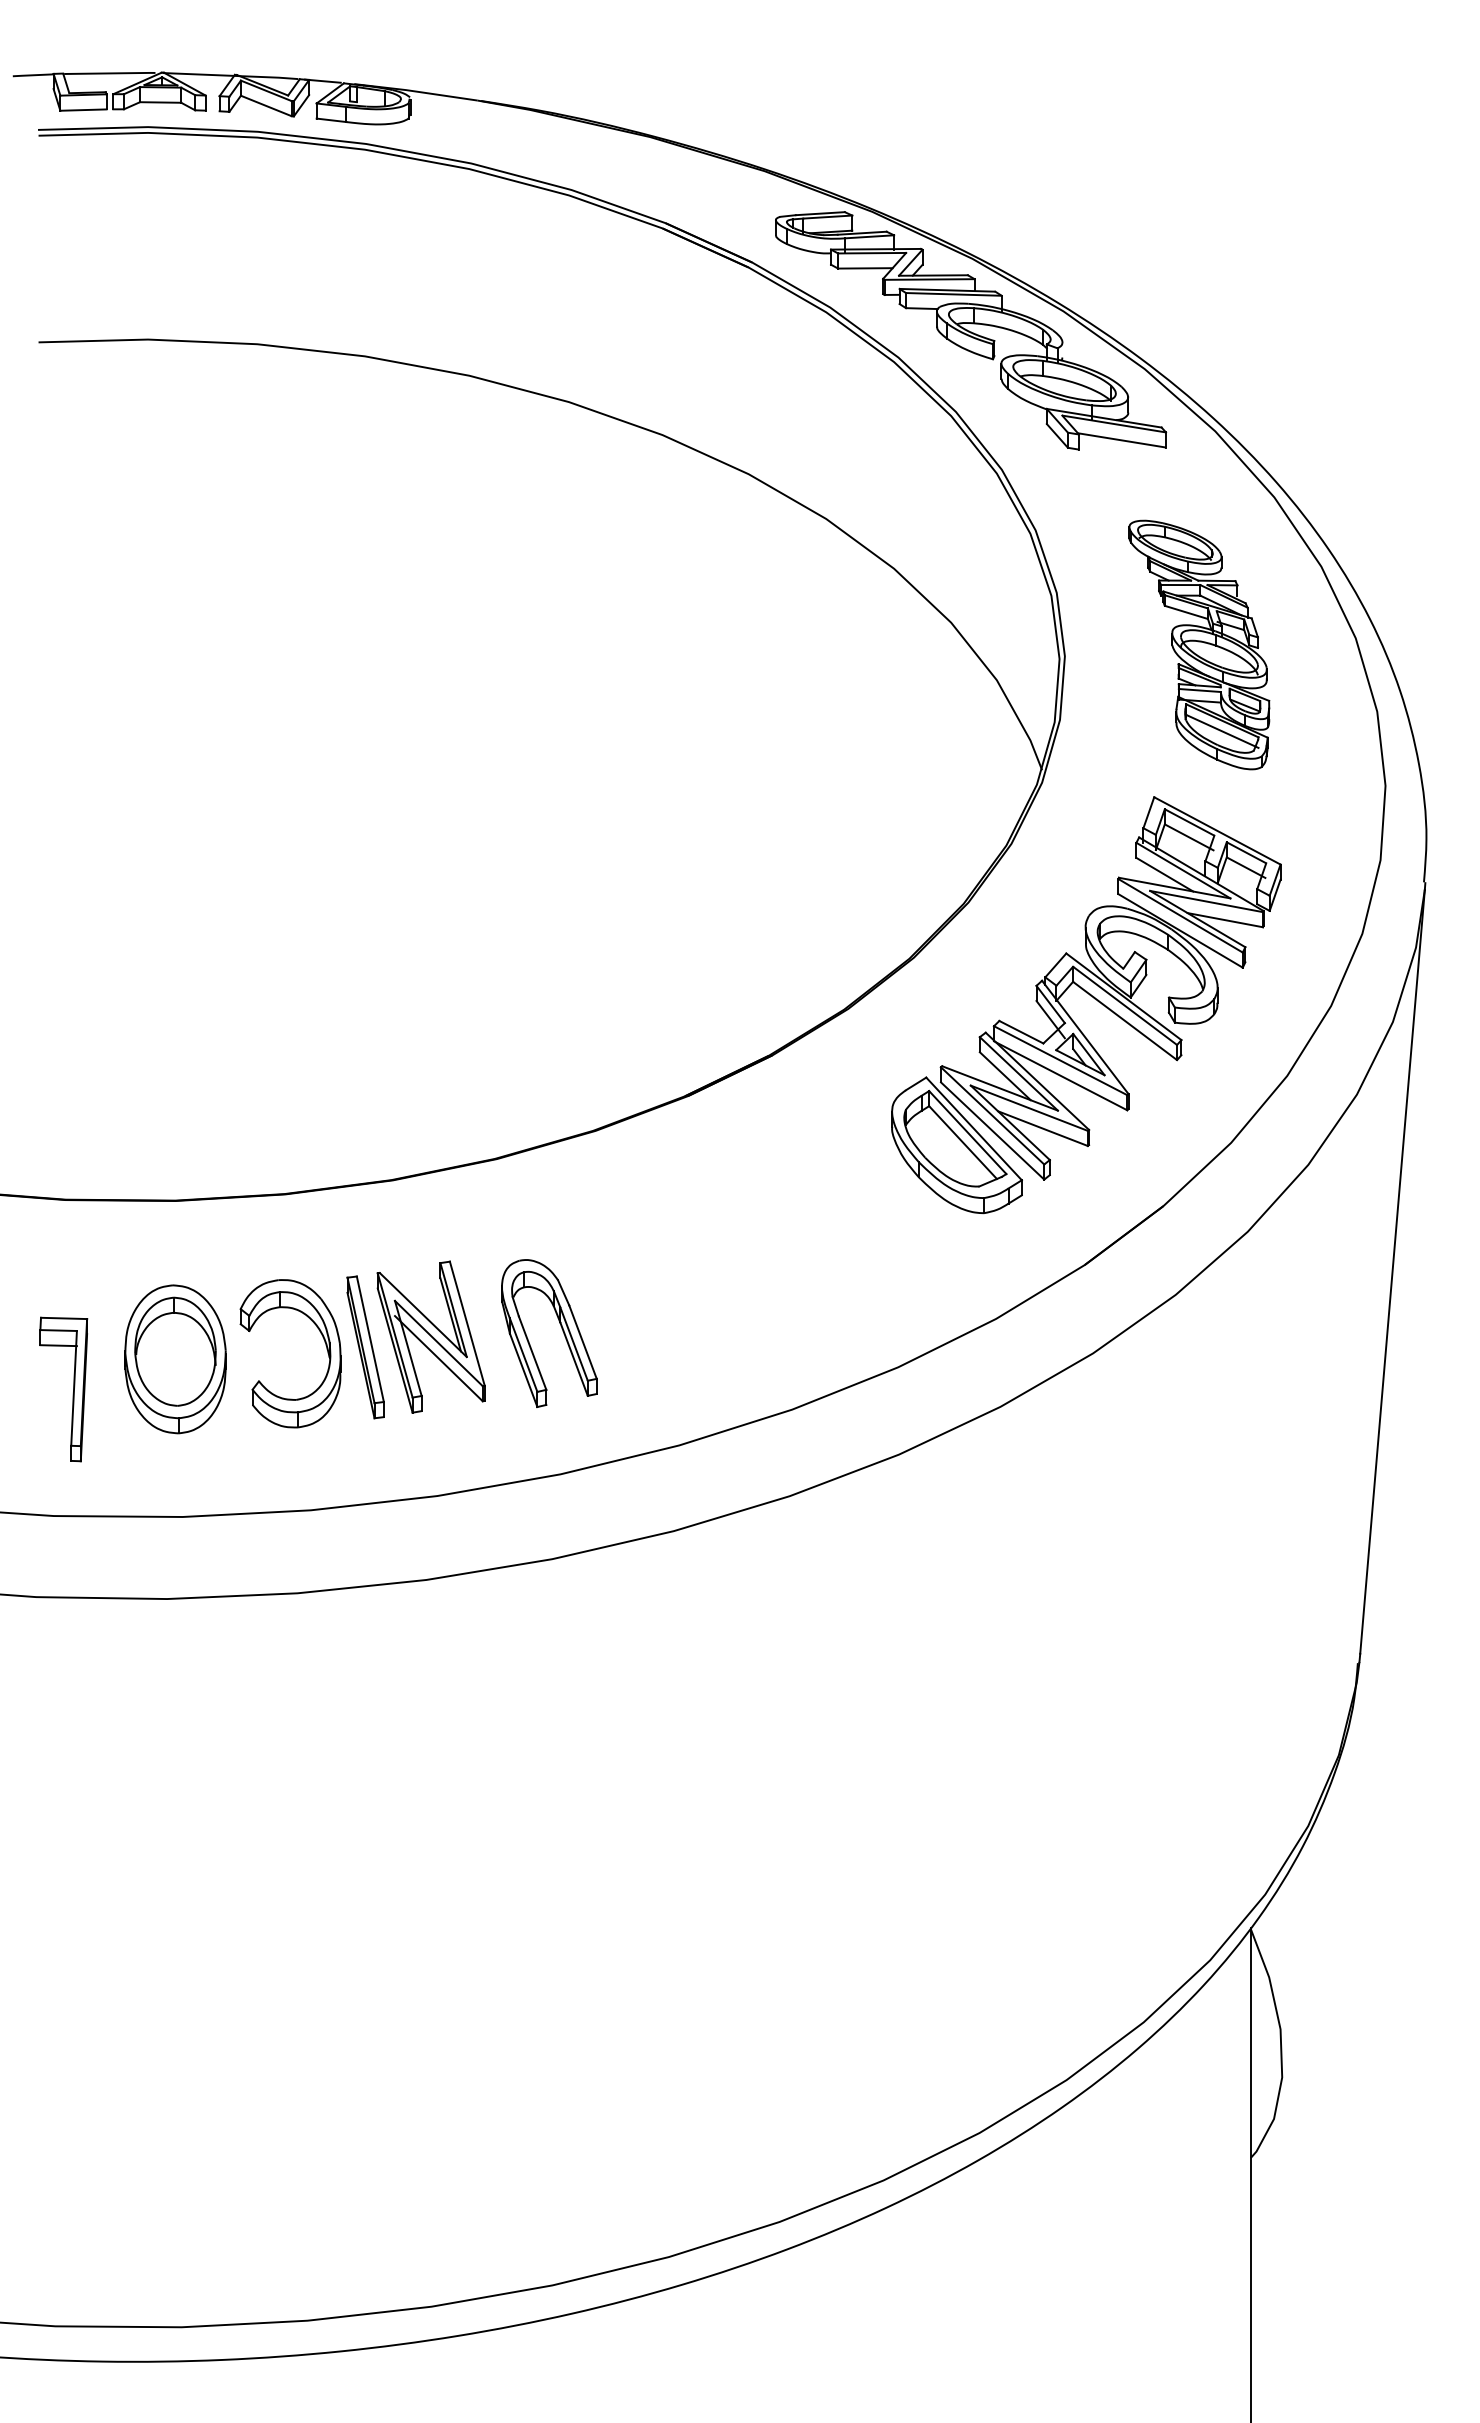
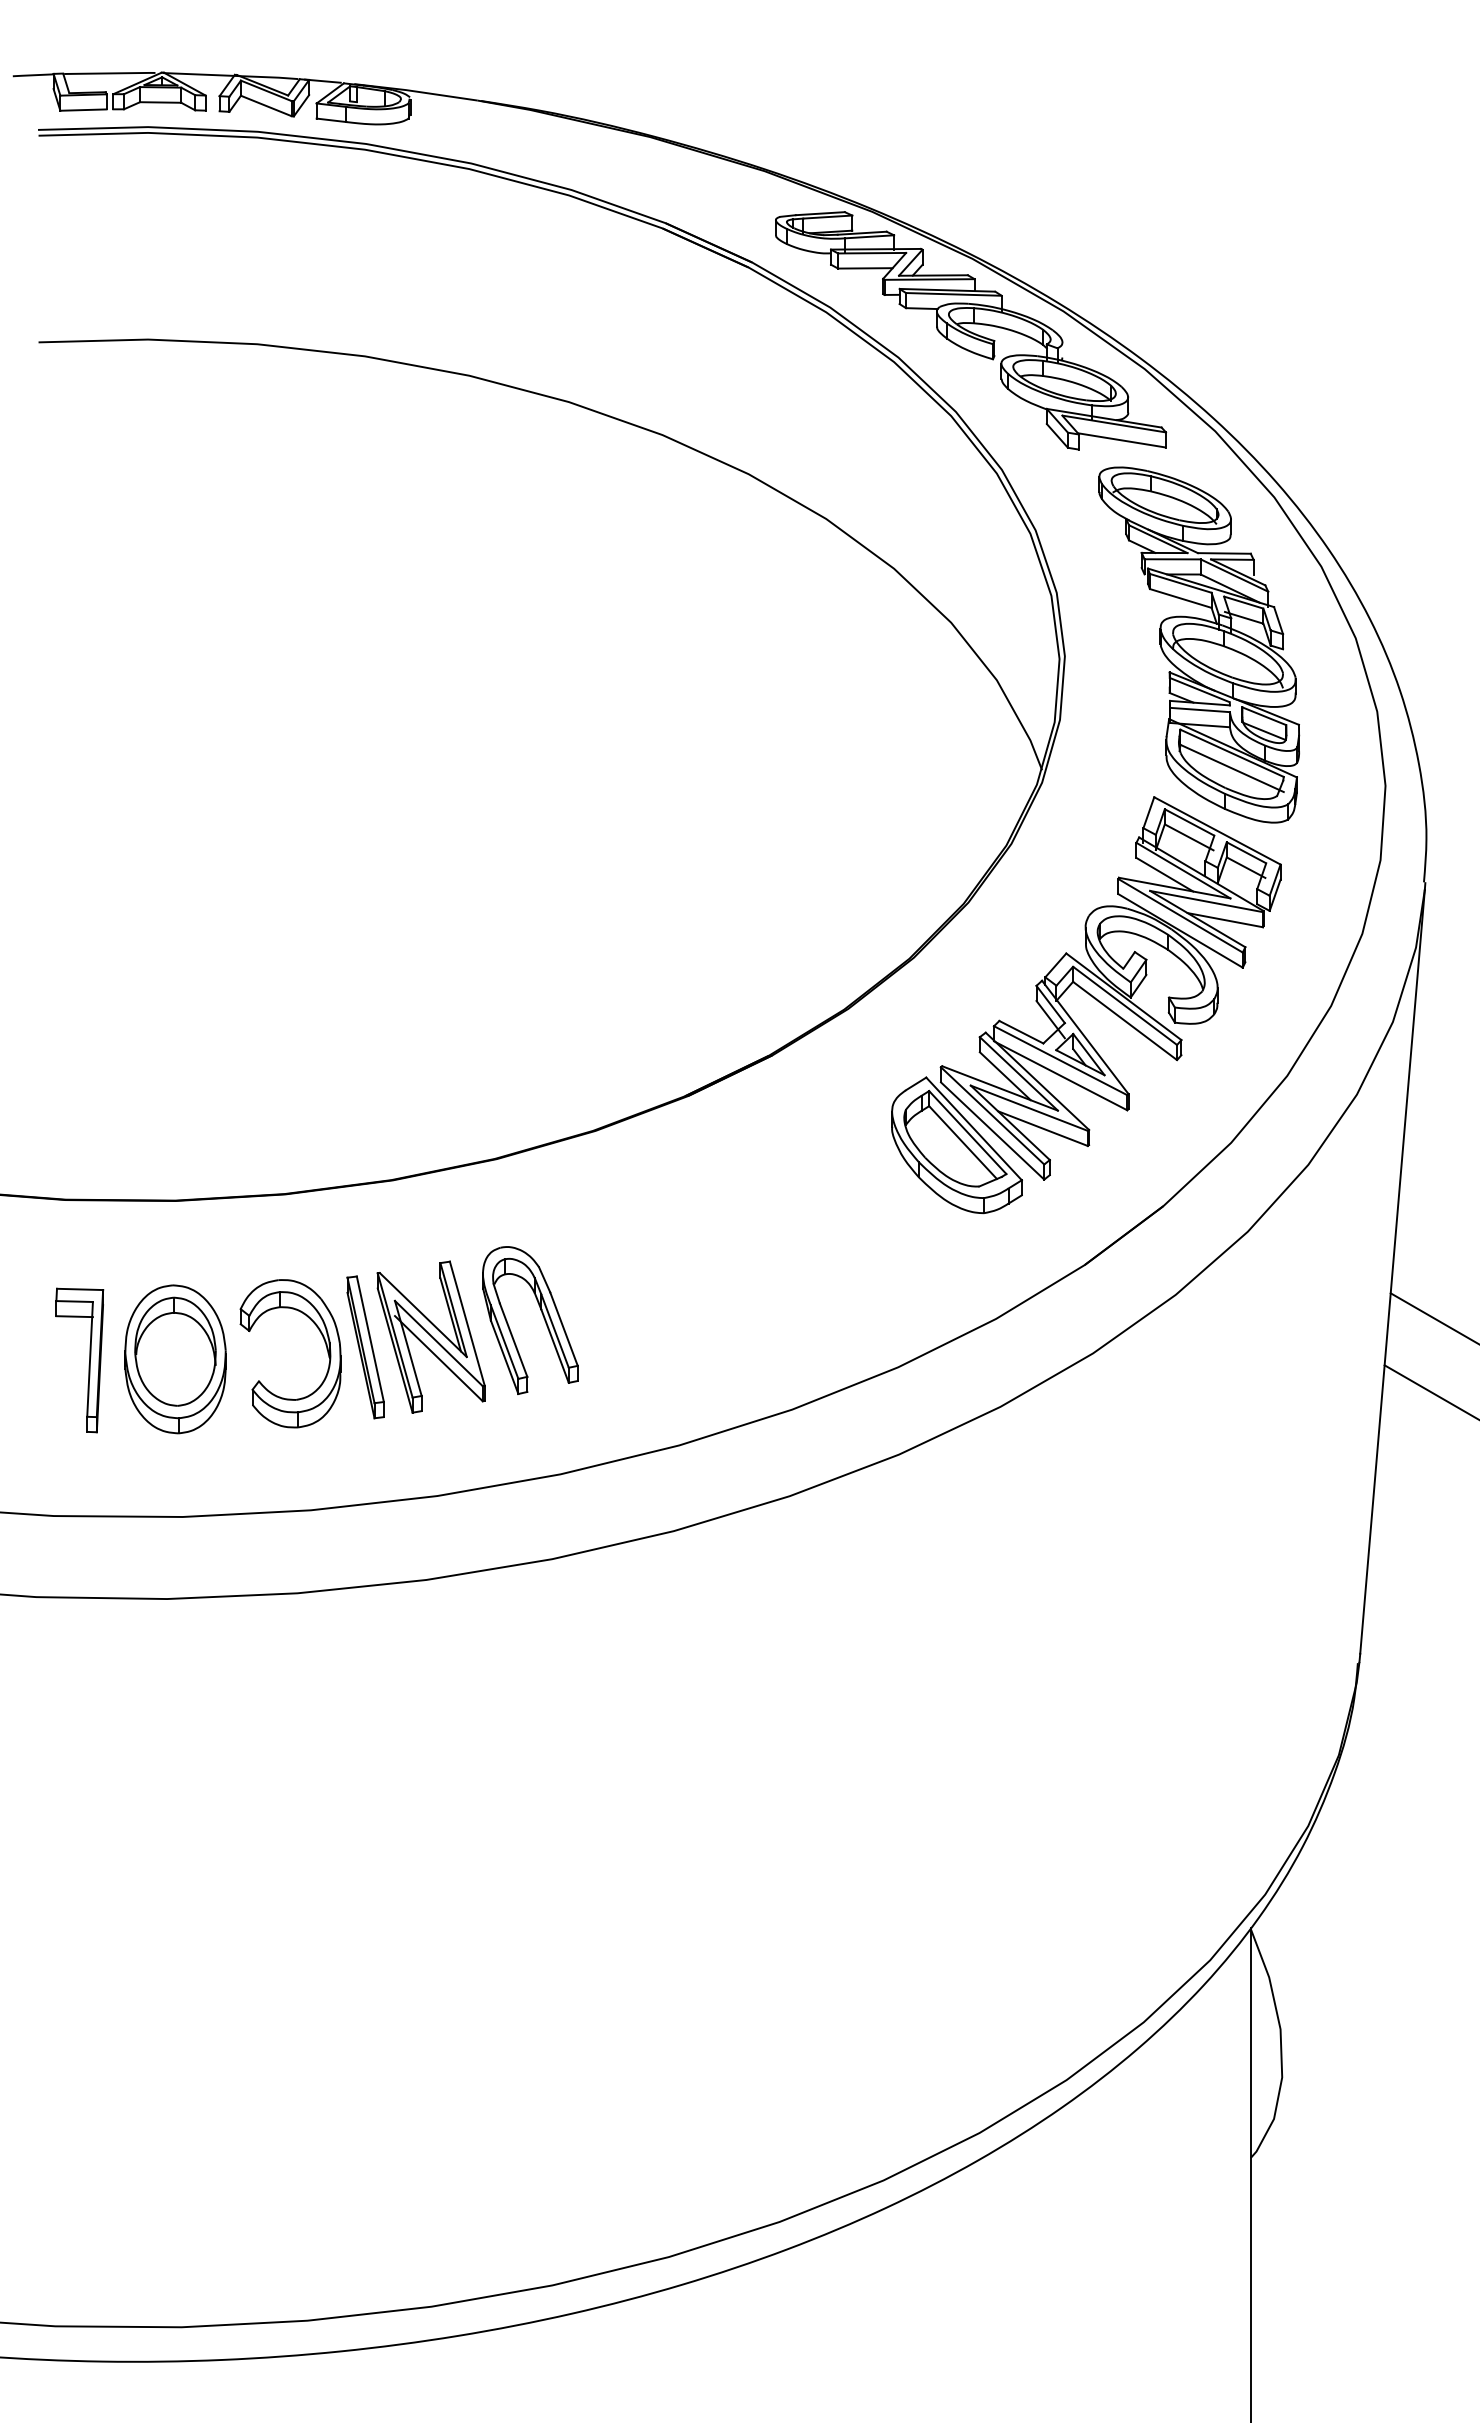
part size: 143x252 px -> 203x358 px (1199, 644)
line: none -> present (1433, 1317)
part position: (561, 1328) -> (542, 1315) (542, 1315)
line: none -> present (1430, 1391)
part position: (72, 1393) -> (88, 1364) (88, 1364)
